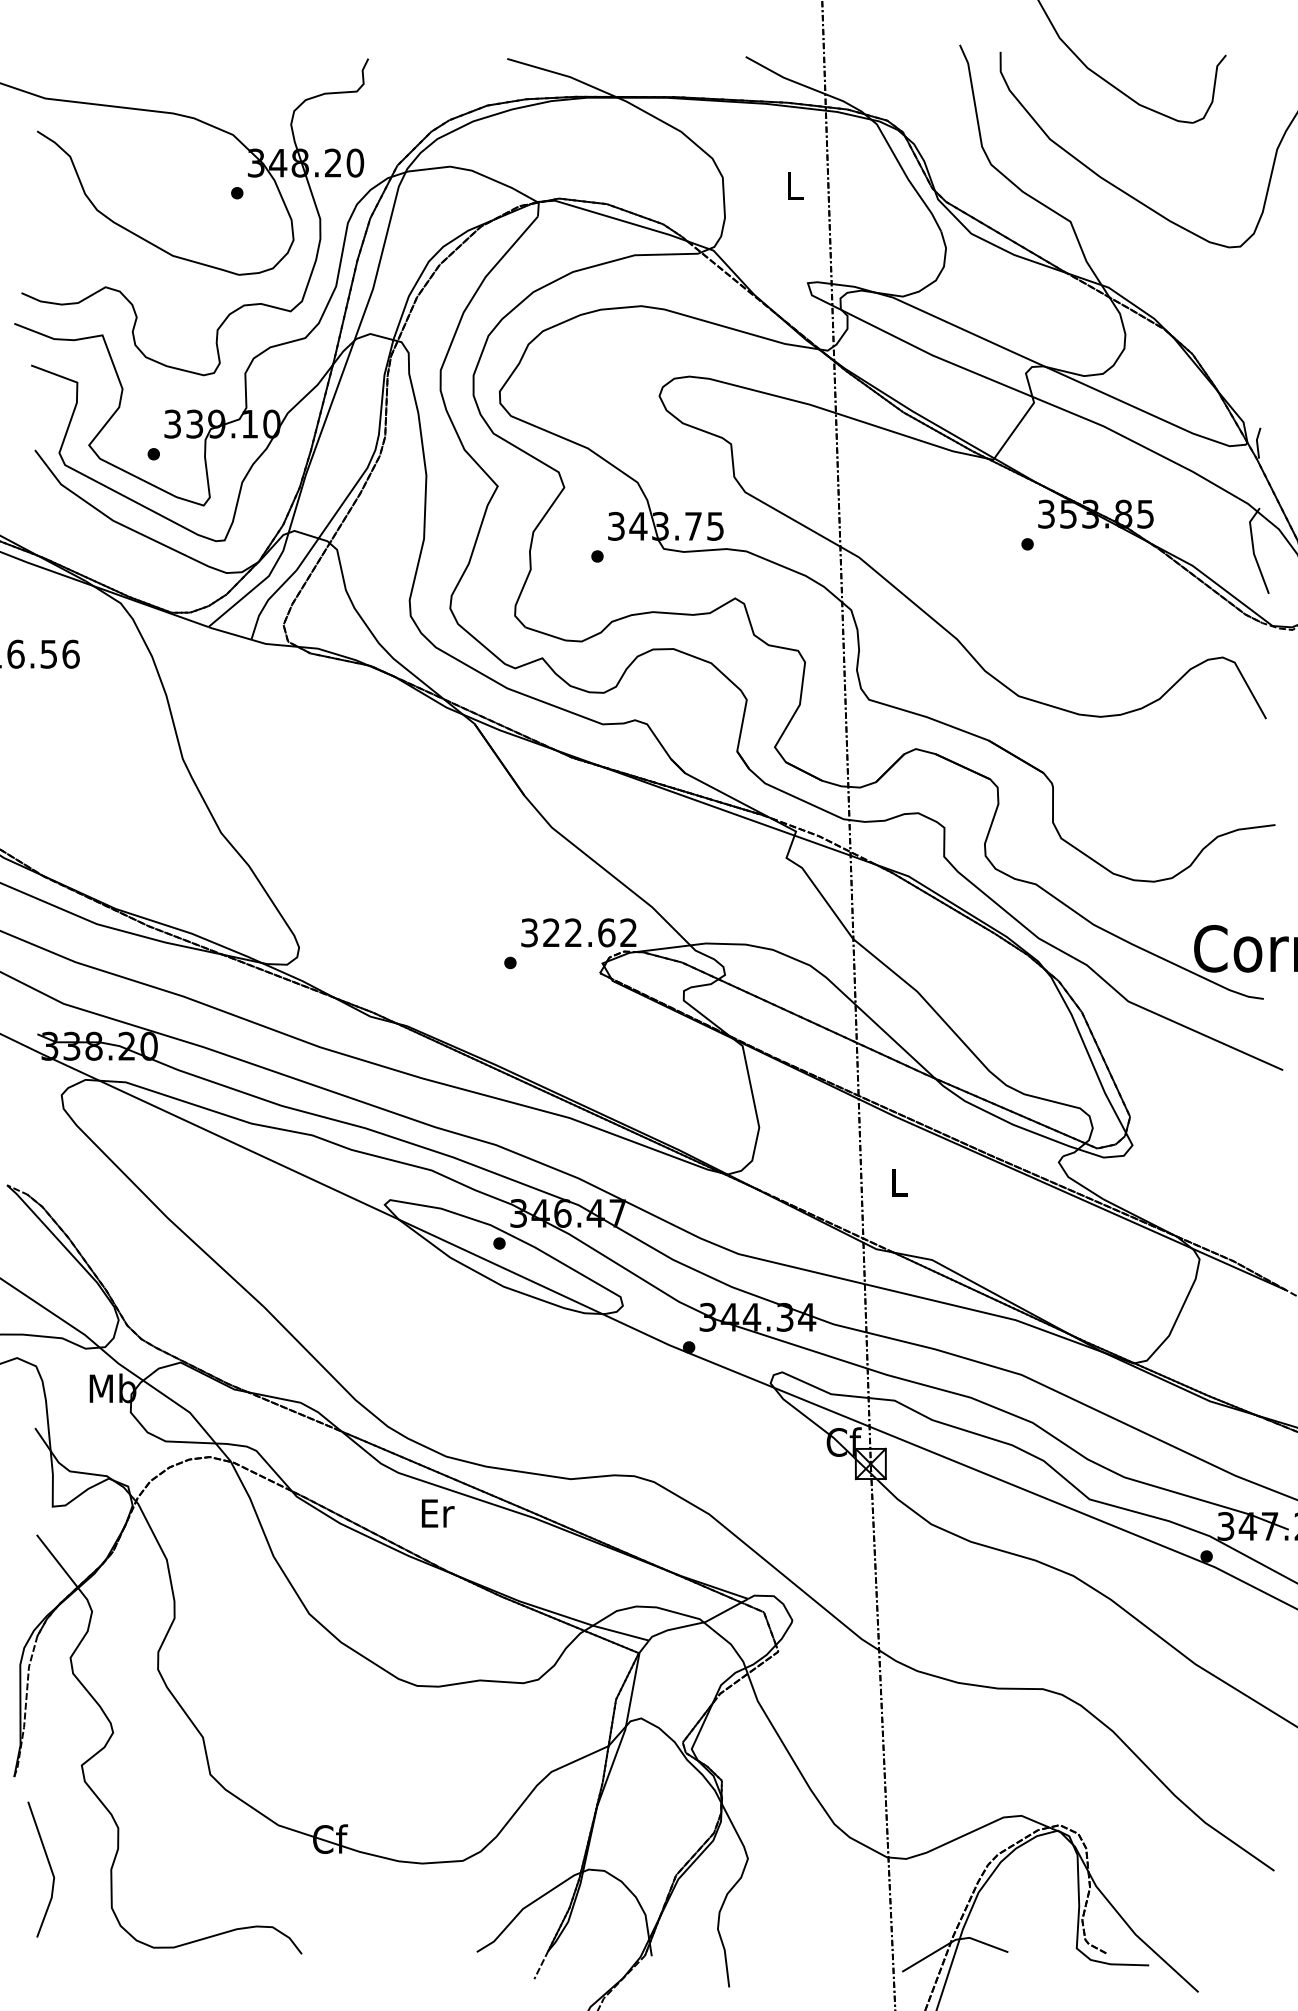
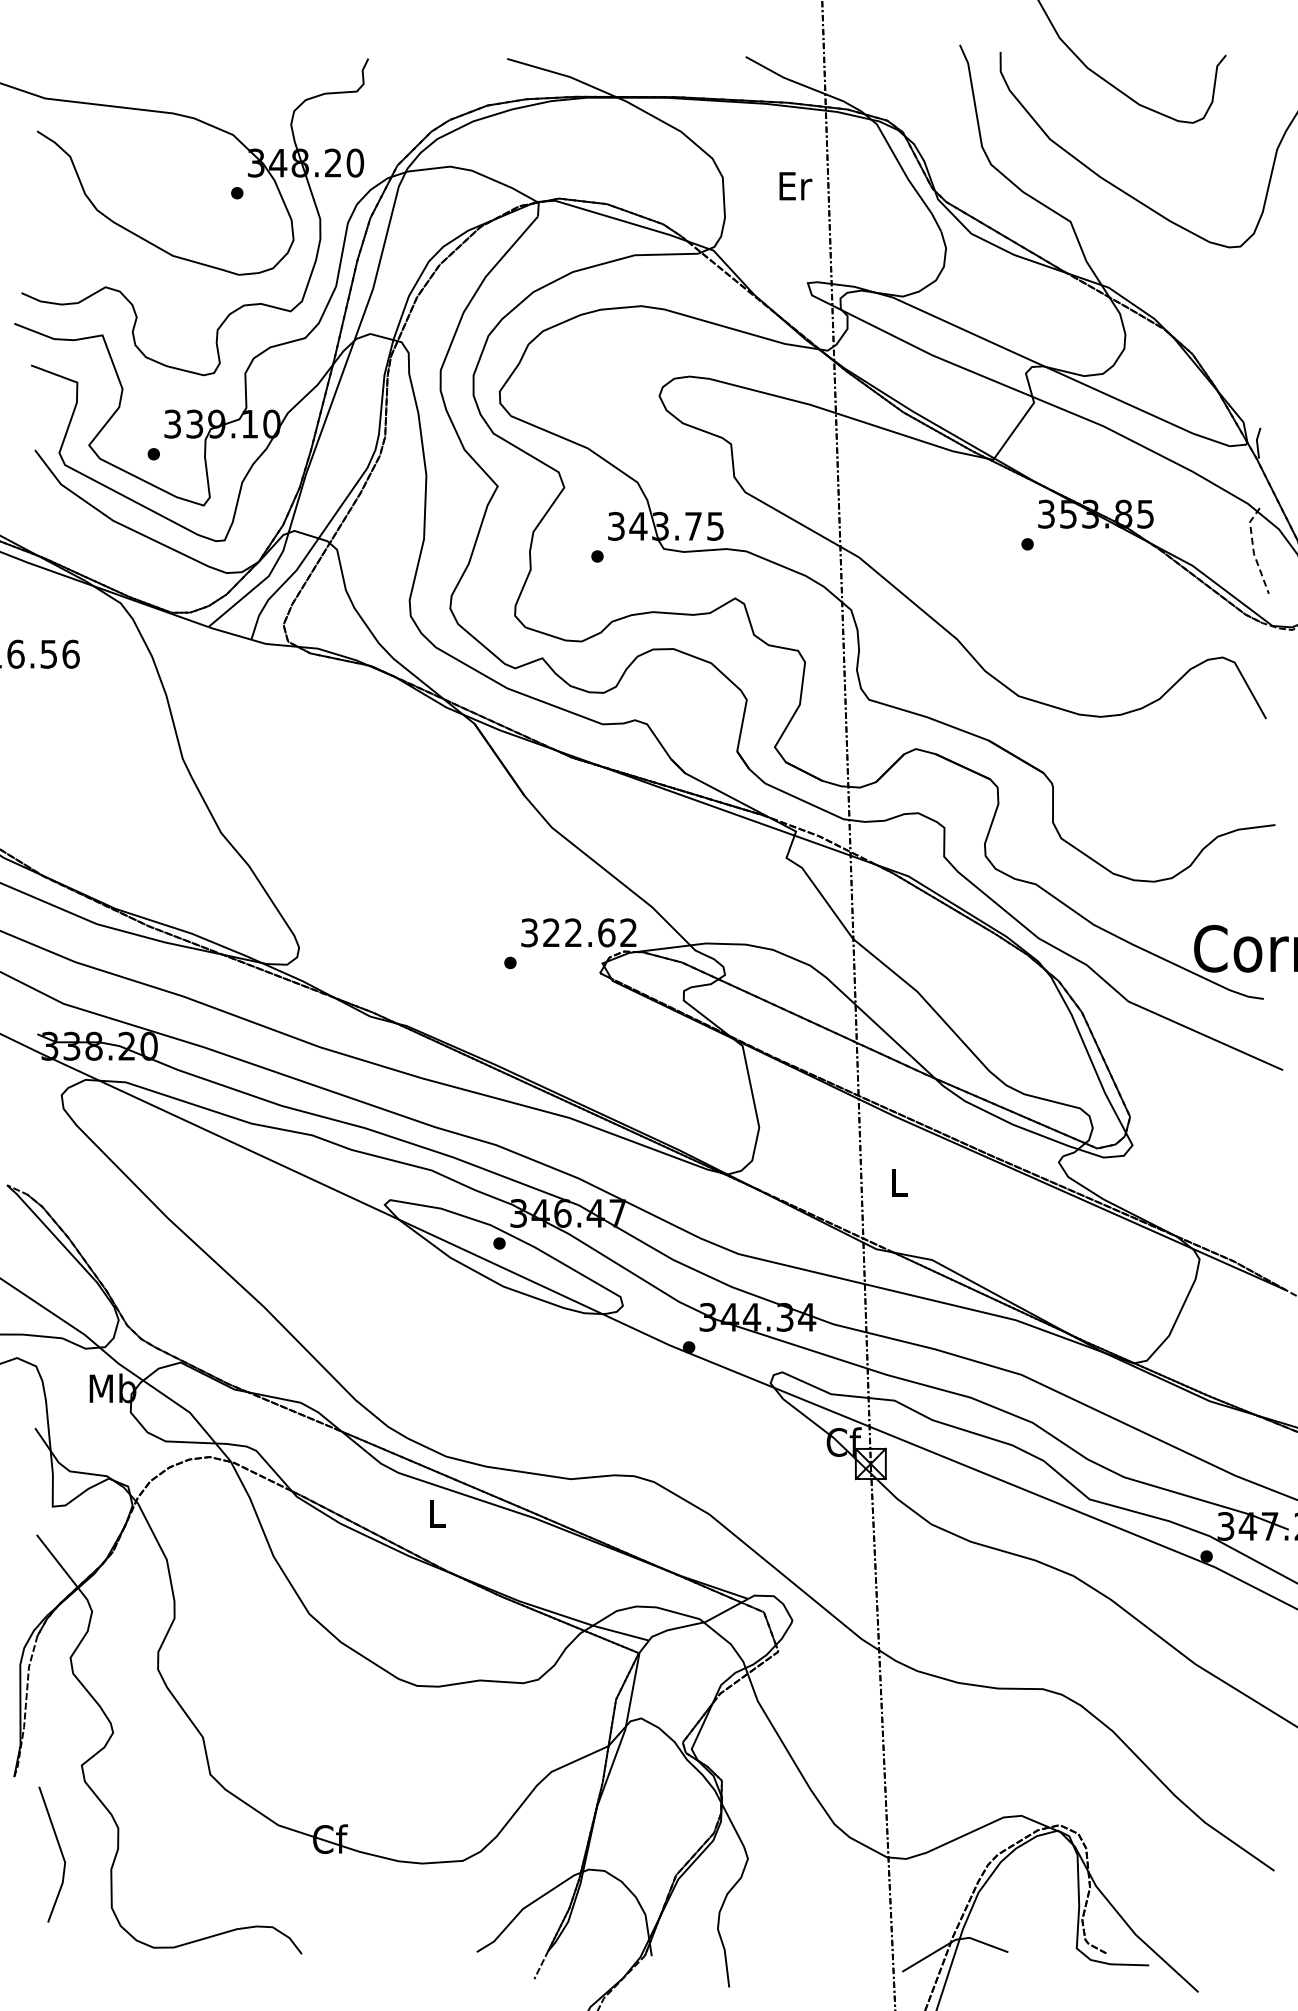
text: L -> Er (795, 186)
line: solid -> dashed (1253, 550)
text: Er -> L (437, 1513)
line position: (49, 1867) -> (60, 1852) (60, 1852)
